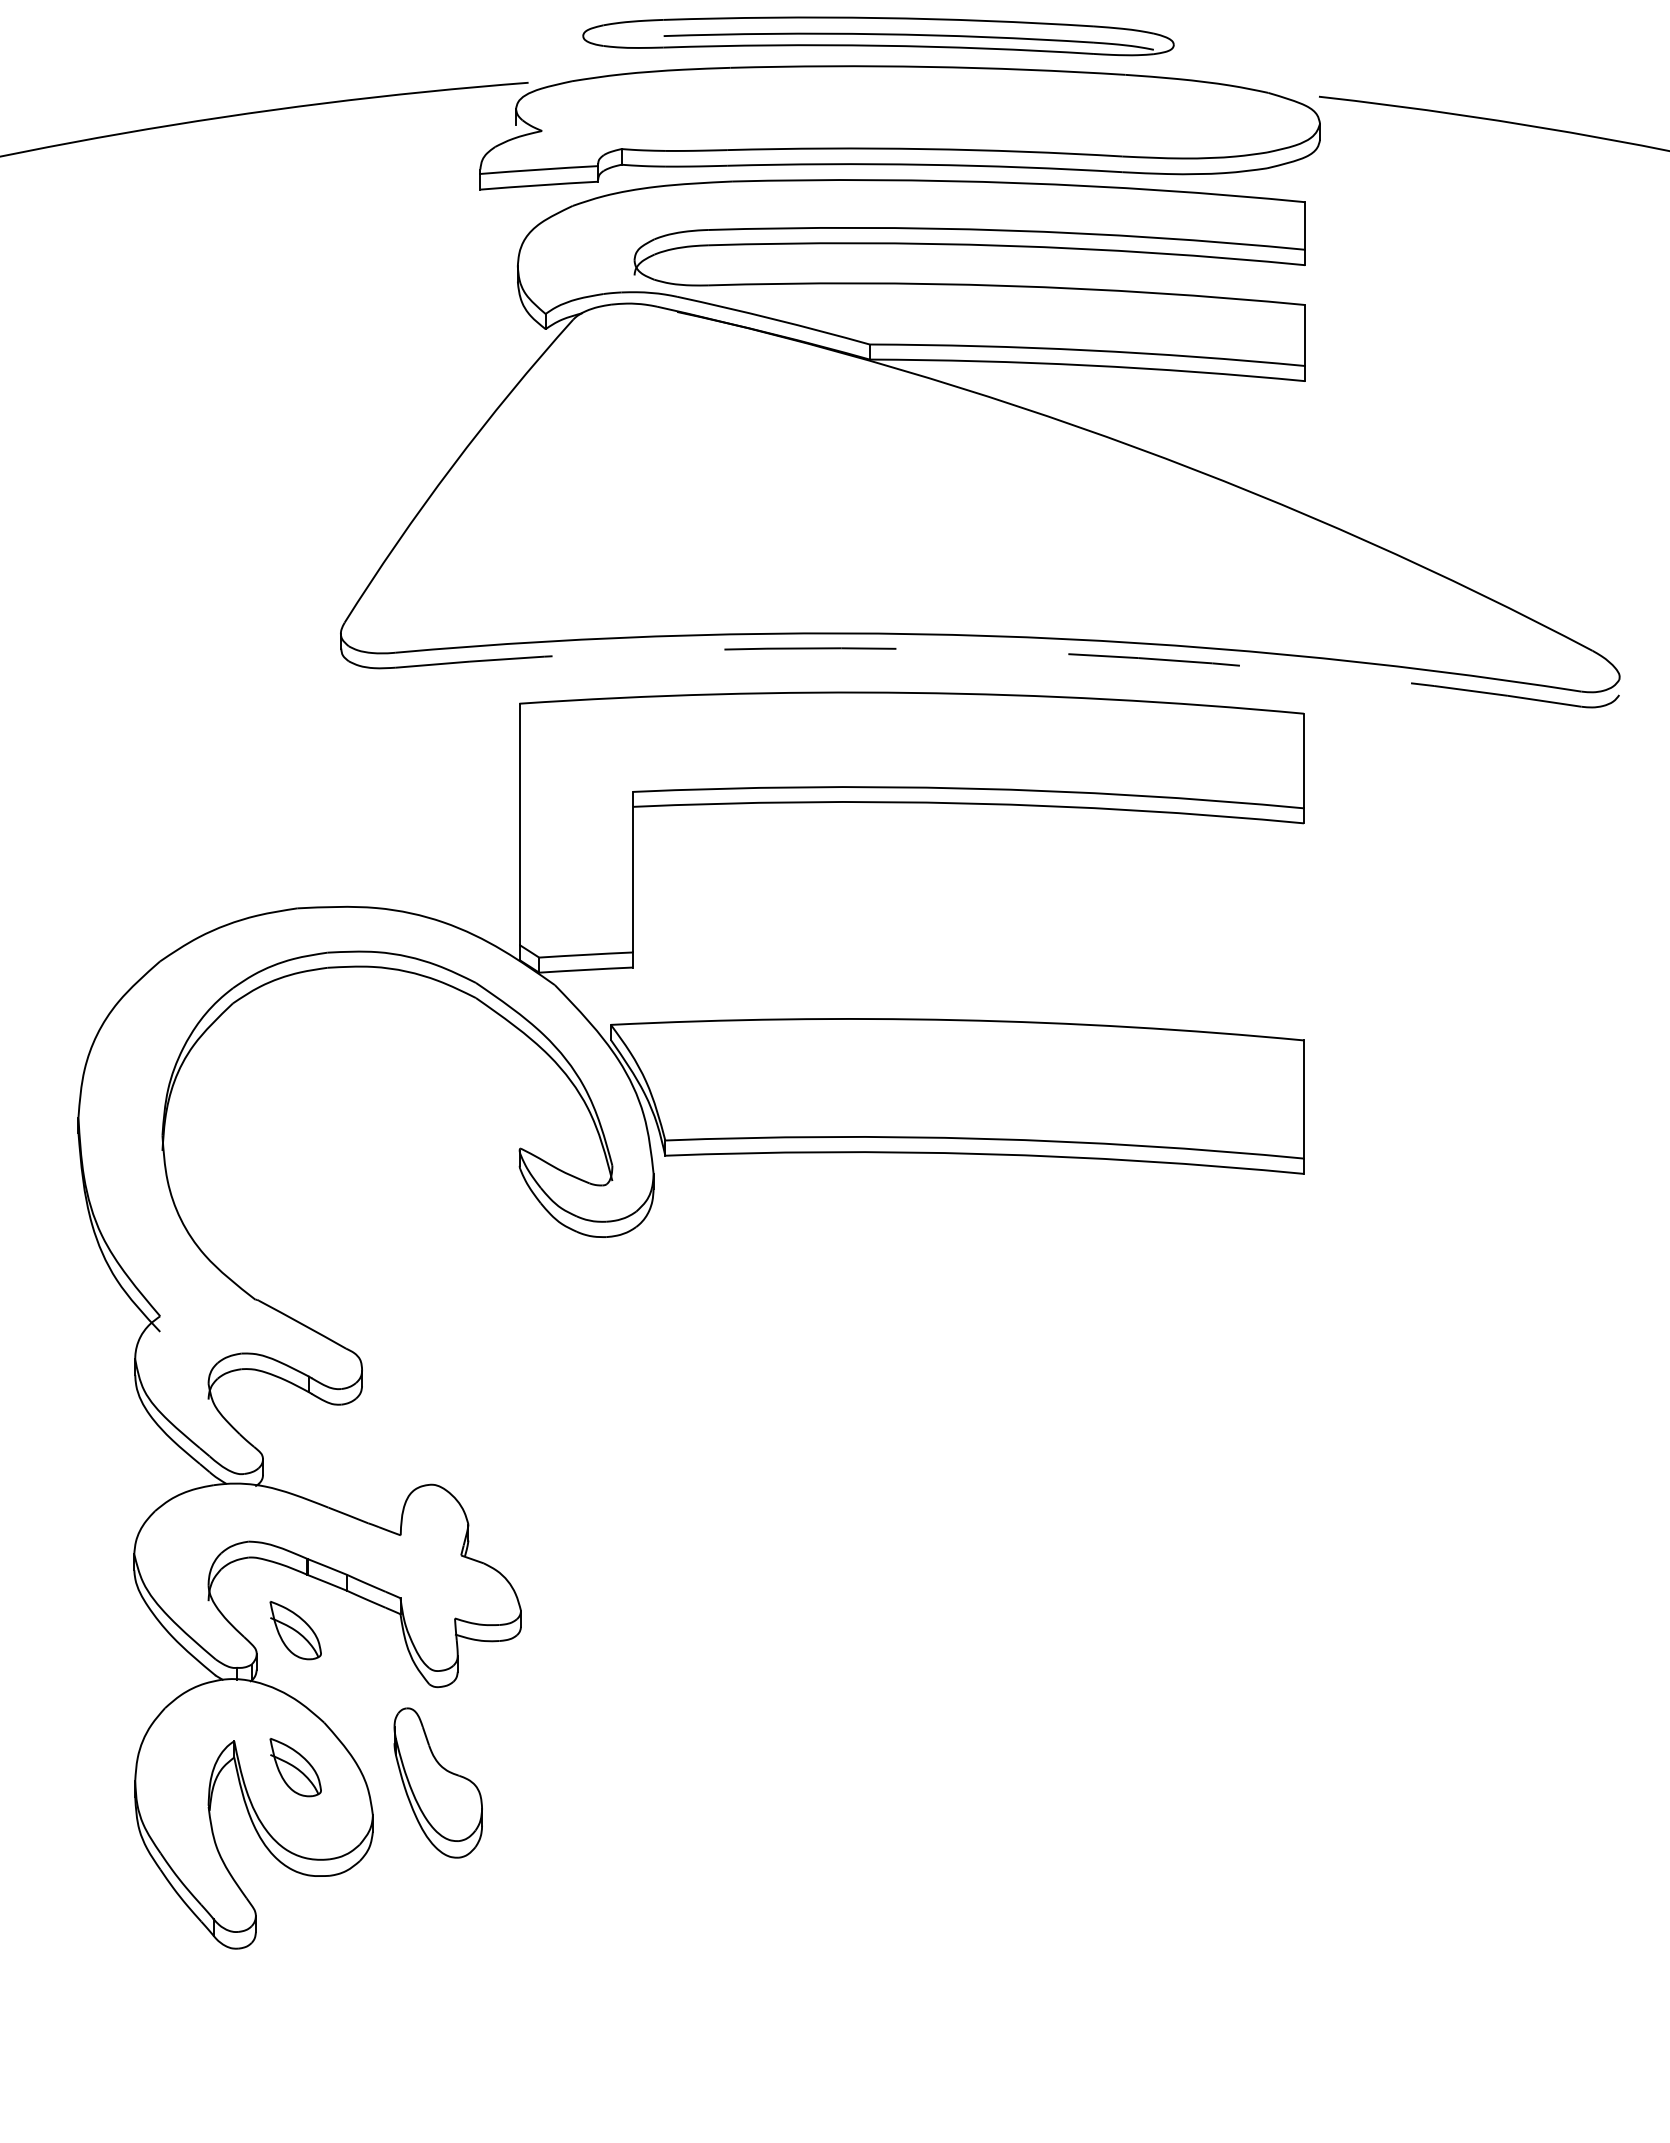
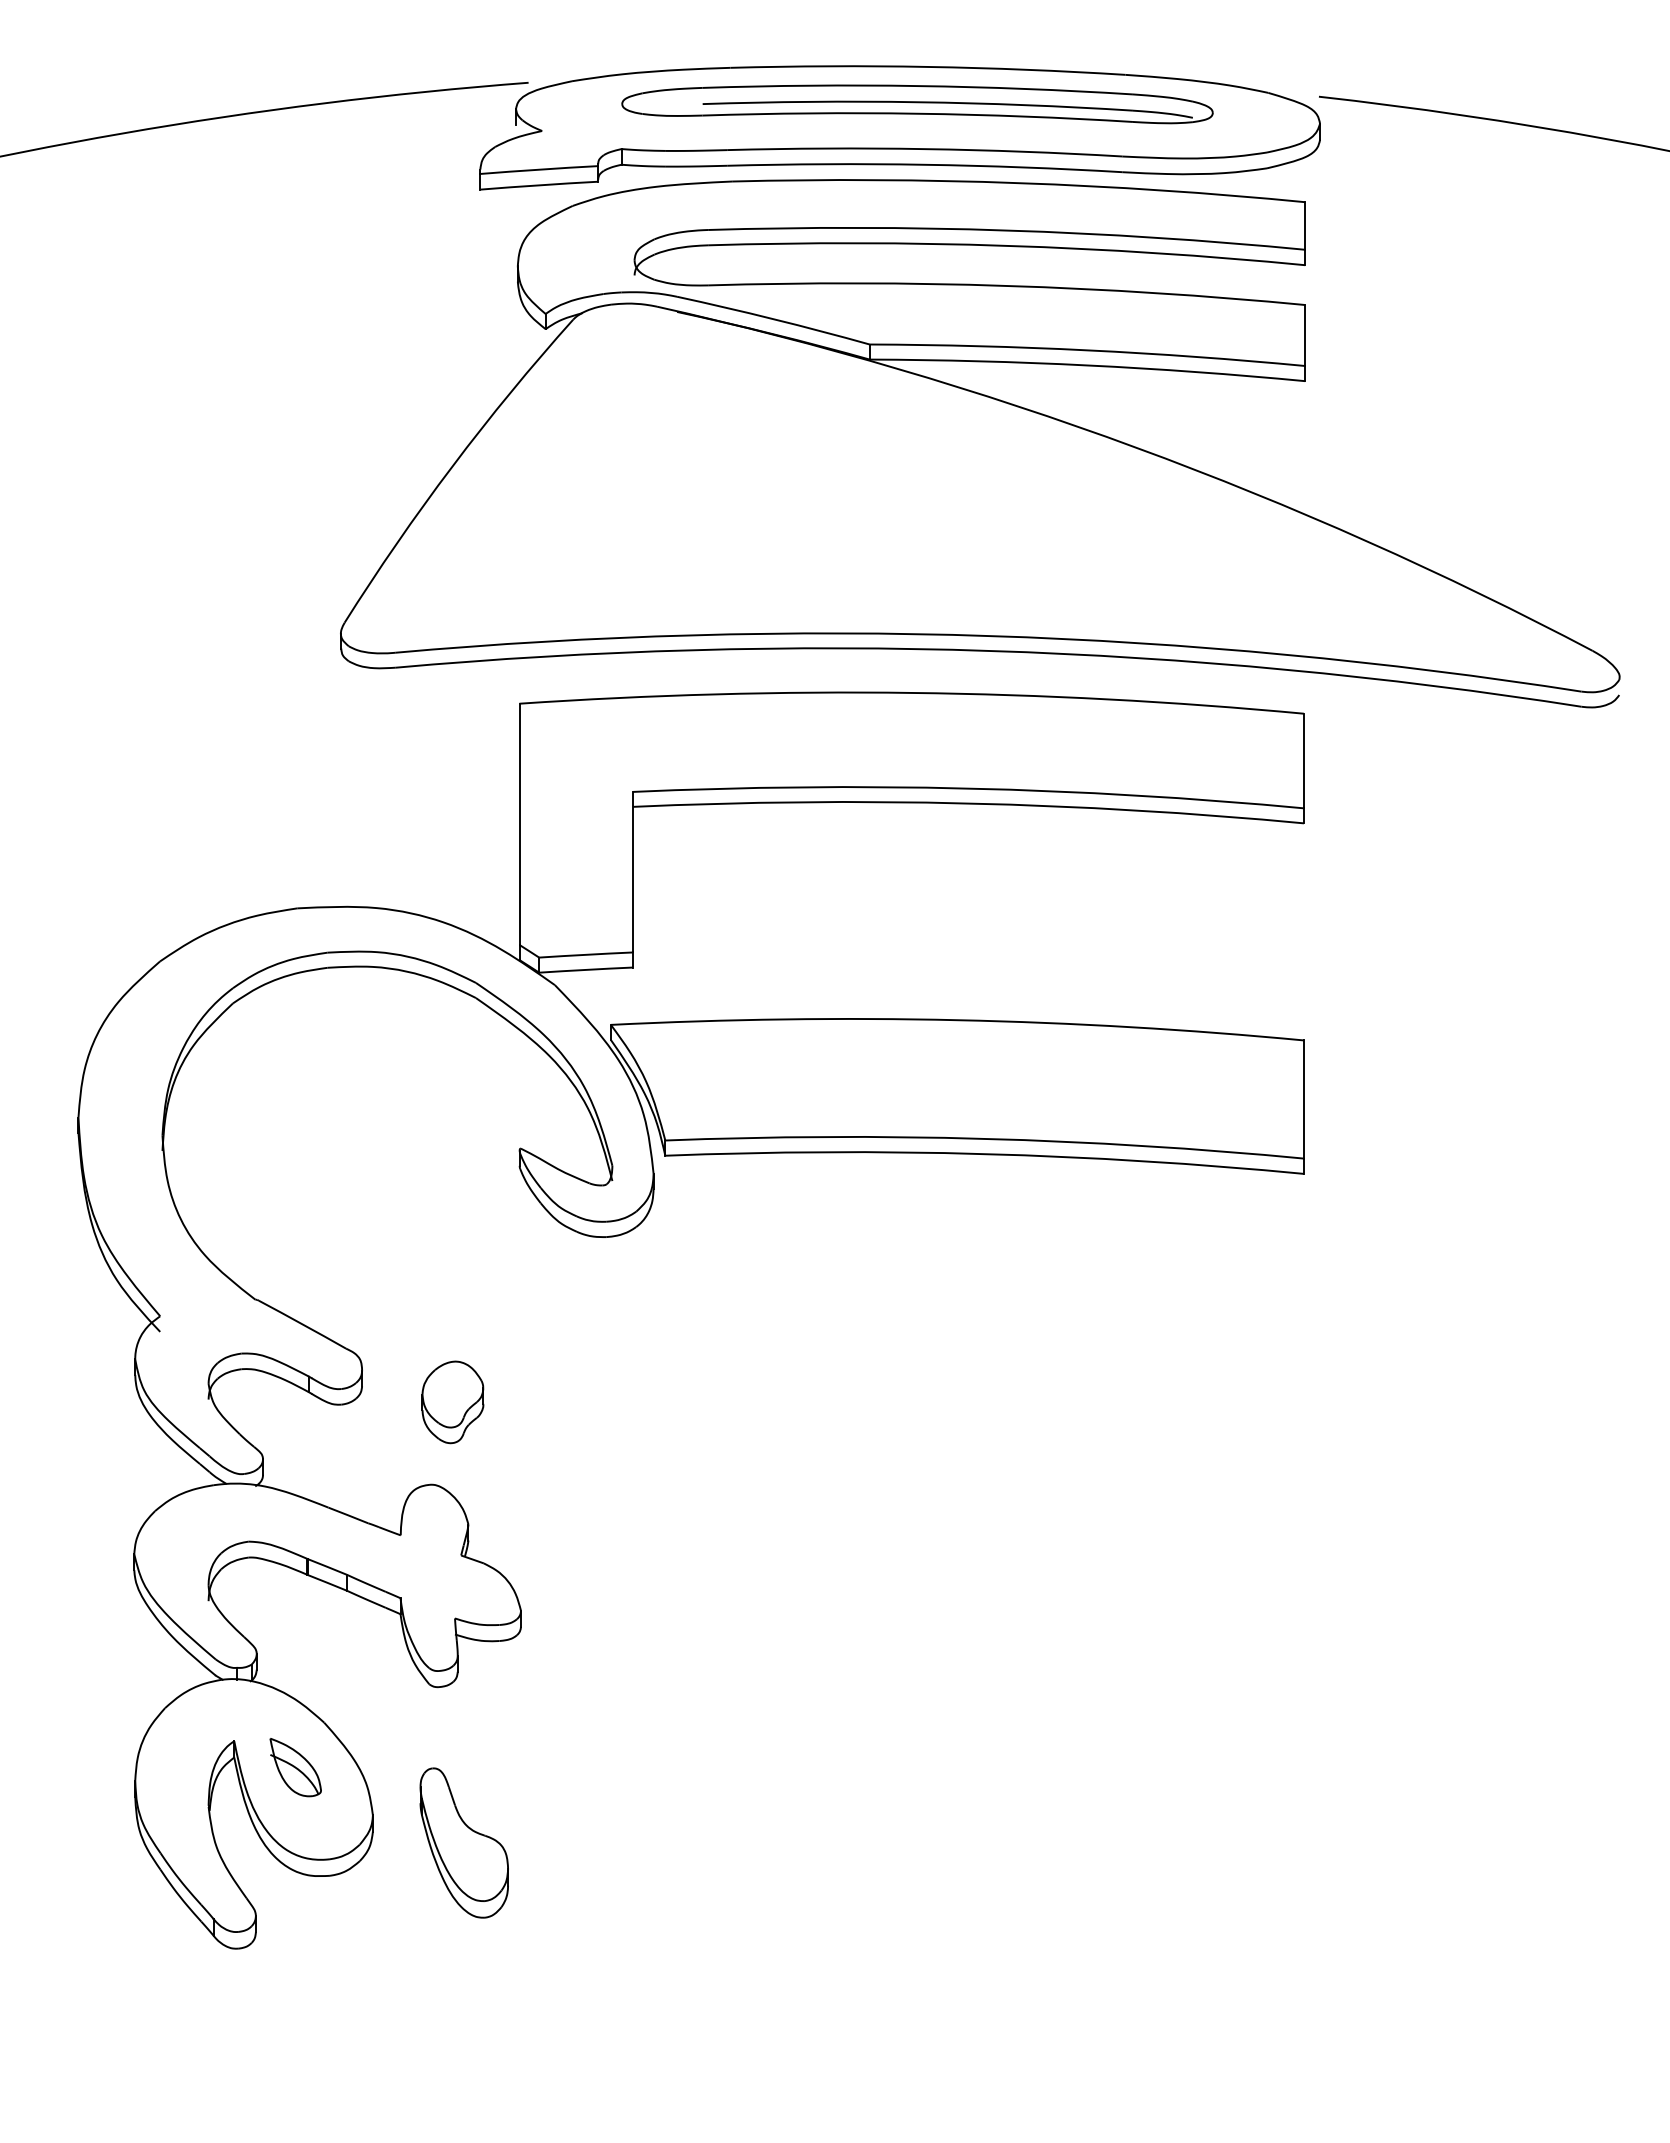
part position: (878, 36) -> (917, 104) (917, 104)
arc: dashed -> solid (989, 650)
part: none -> present (452, 1402)
part: present -> none (295, 1630)
part position: (437, 1782) -> (463, 1842) (463, 1842)
